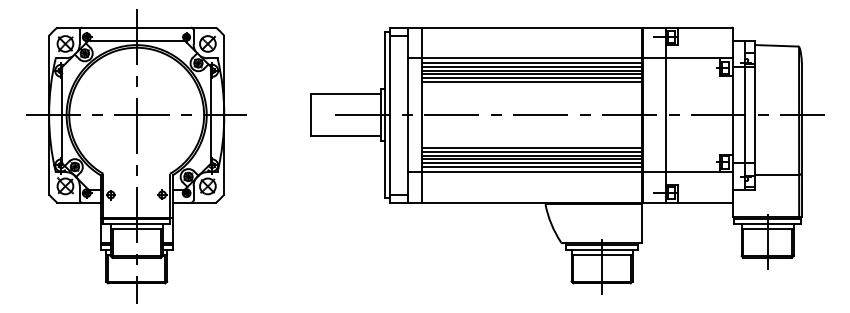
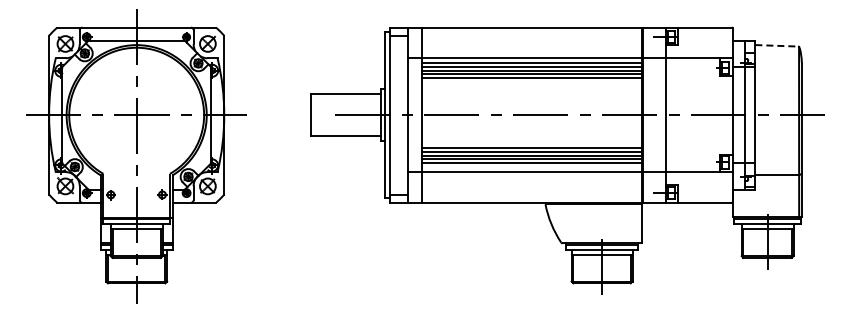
line: solid -> dashed (777, 45)
line: present -> none (531, 81)
line: present -> none (531, 166)
